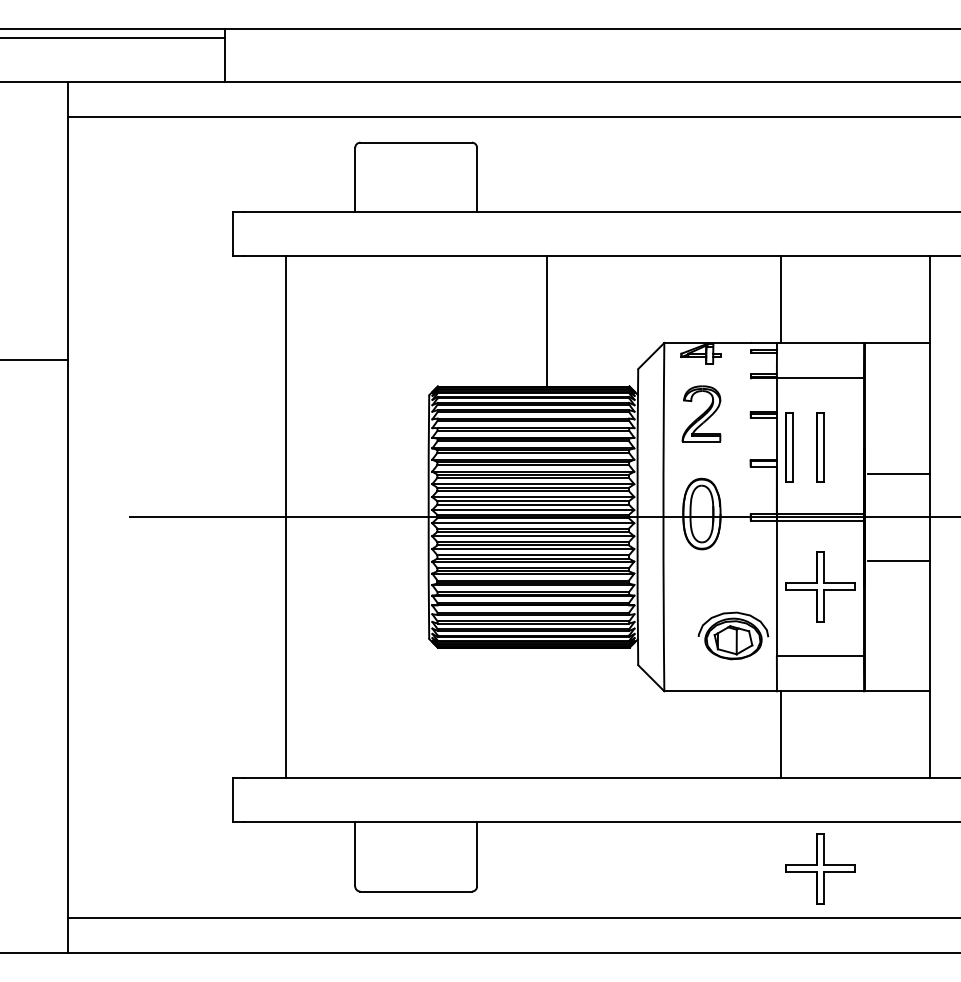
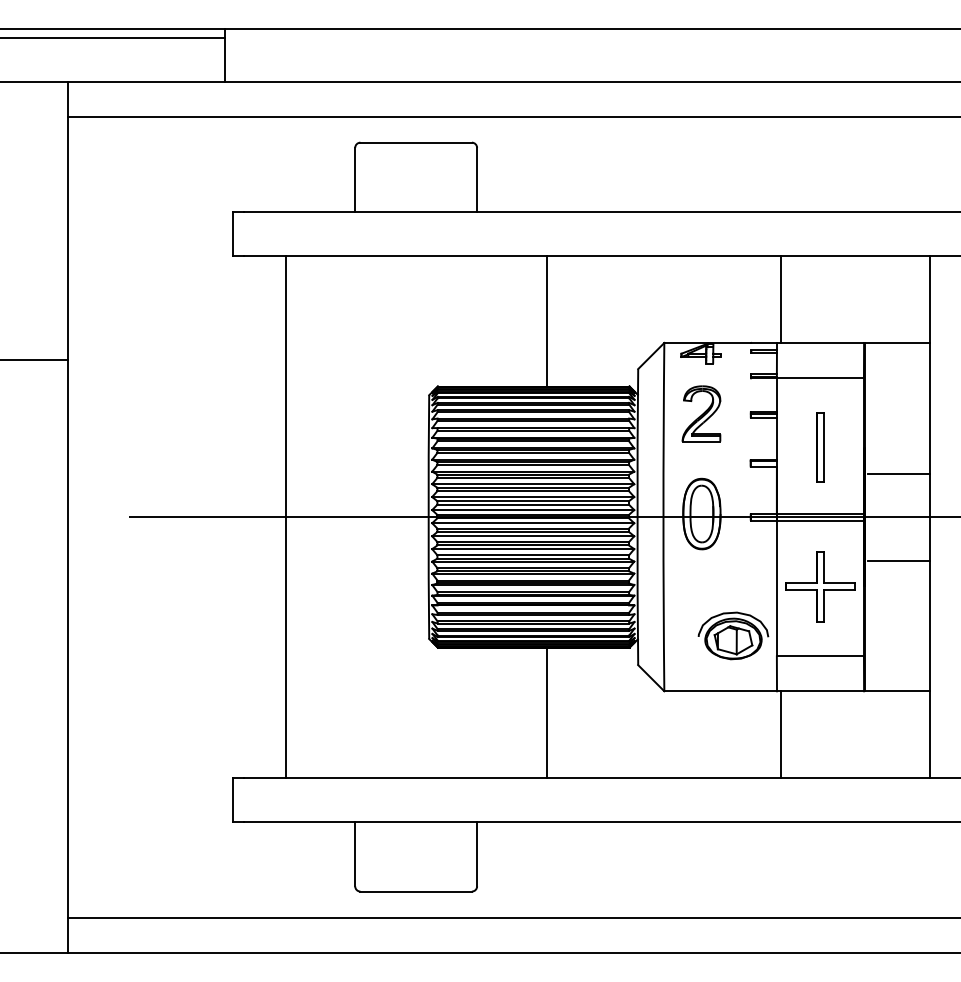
part: present -> none (789, 447)
line: none -> present (546, 712)
part: present -> none (820, 868)
